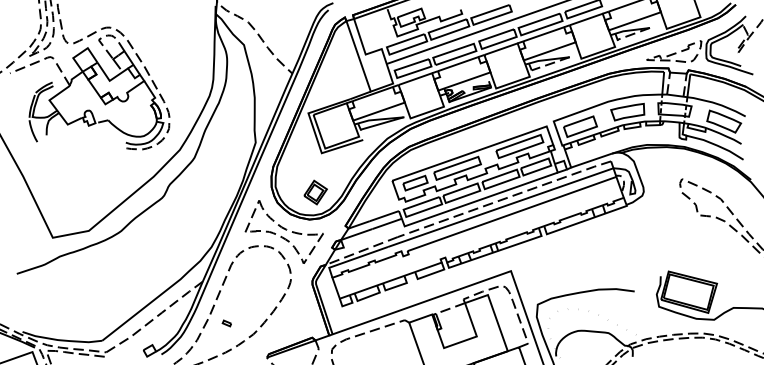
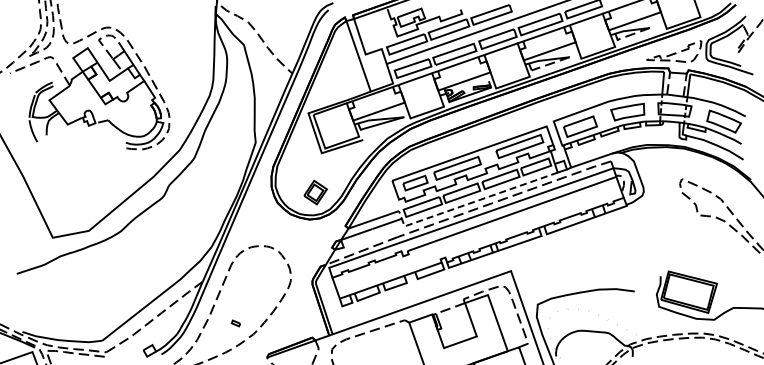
line: solid -> dashed (472, 202)
part: present -> none (283, 231)
part position: (226, 323) -> (235, 323) (235, 323)
